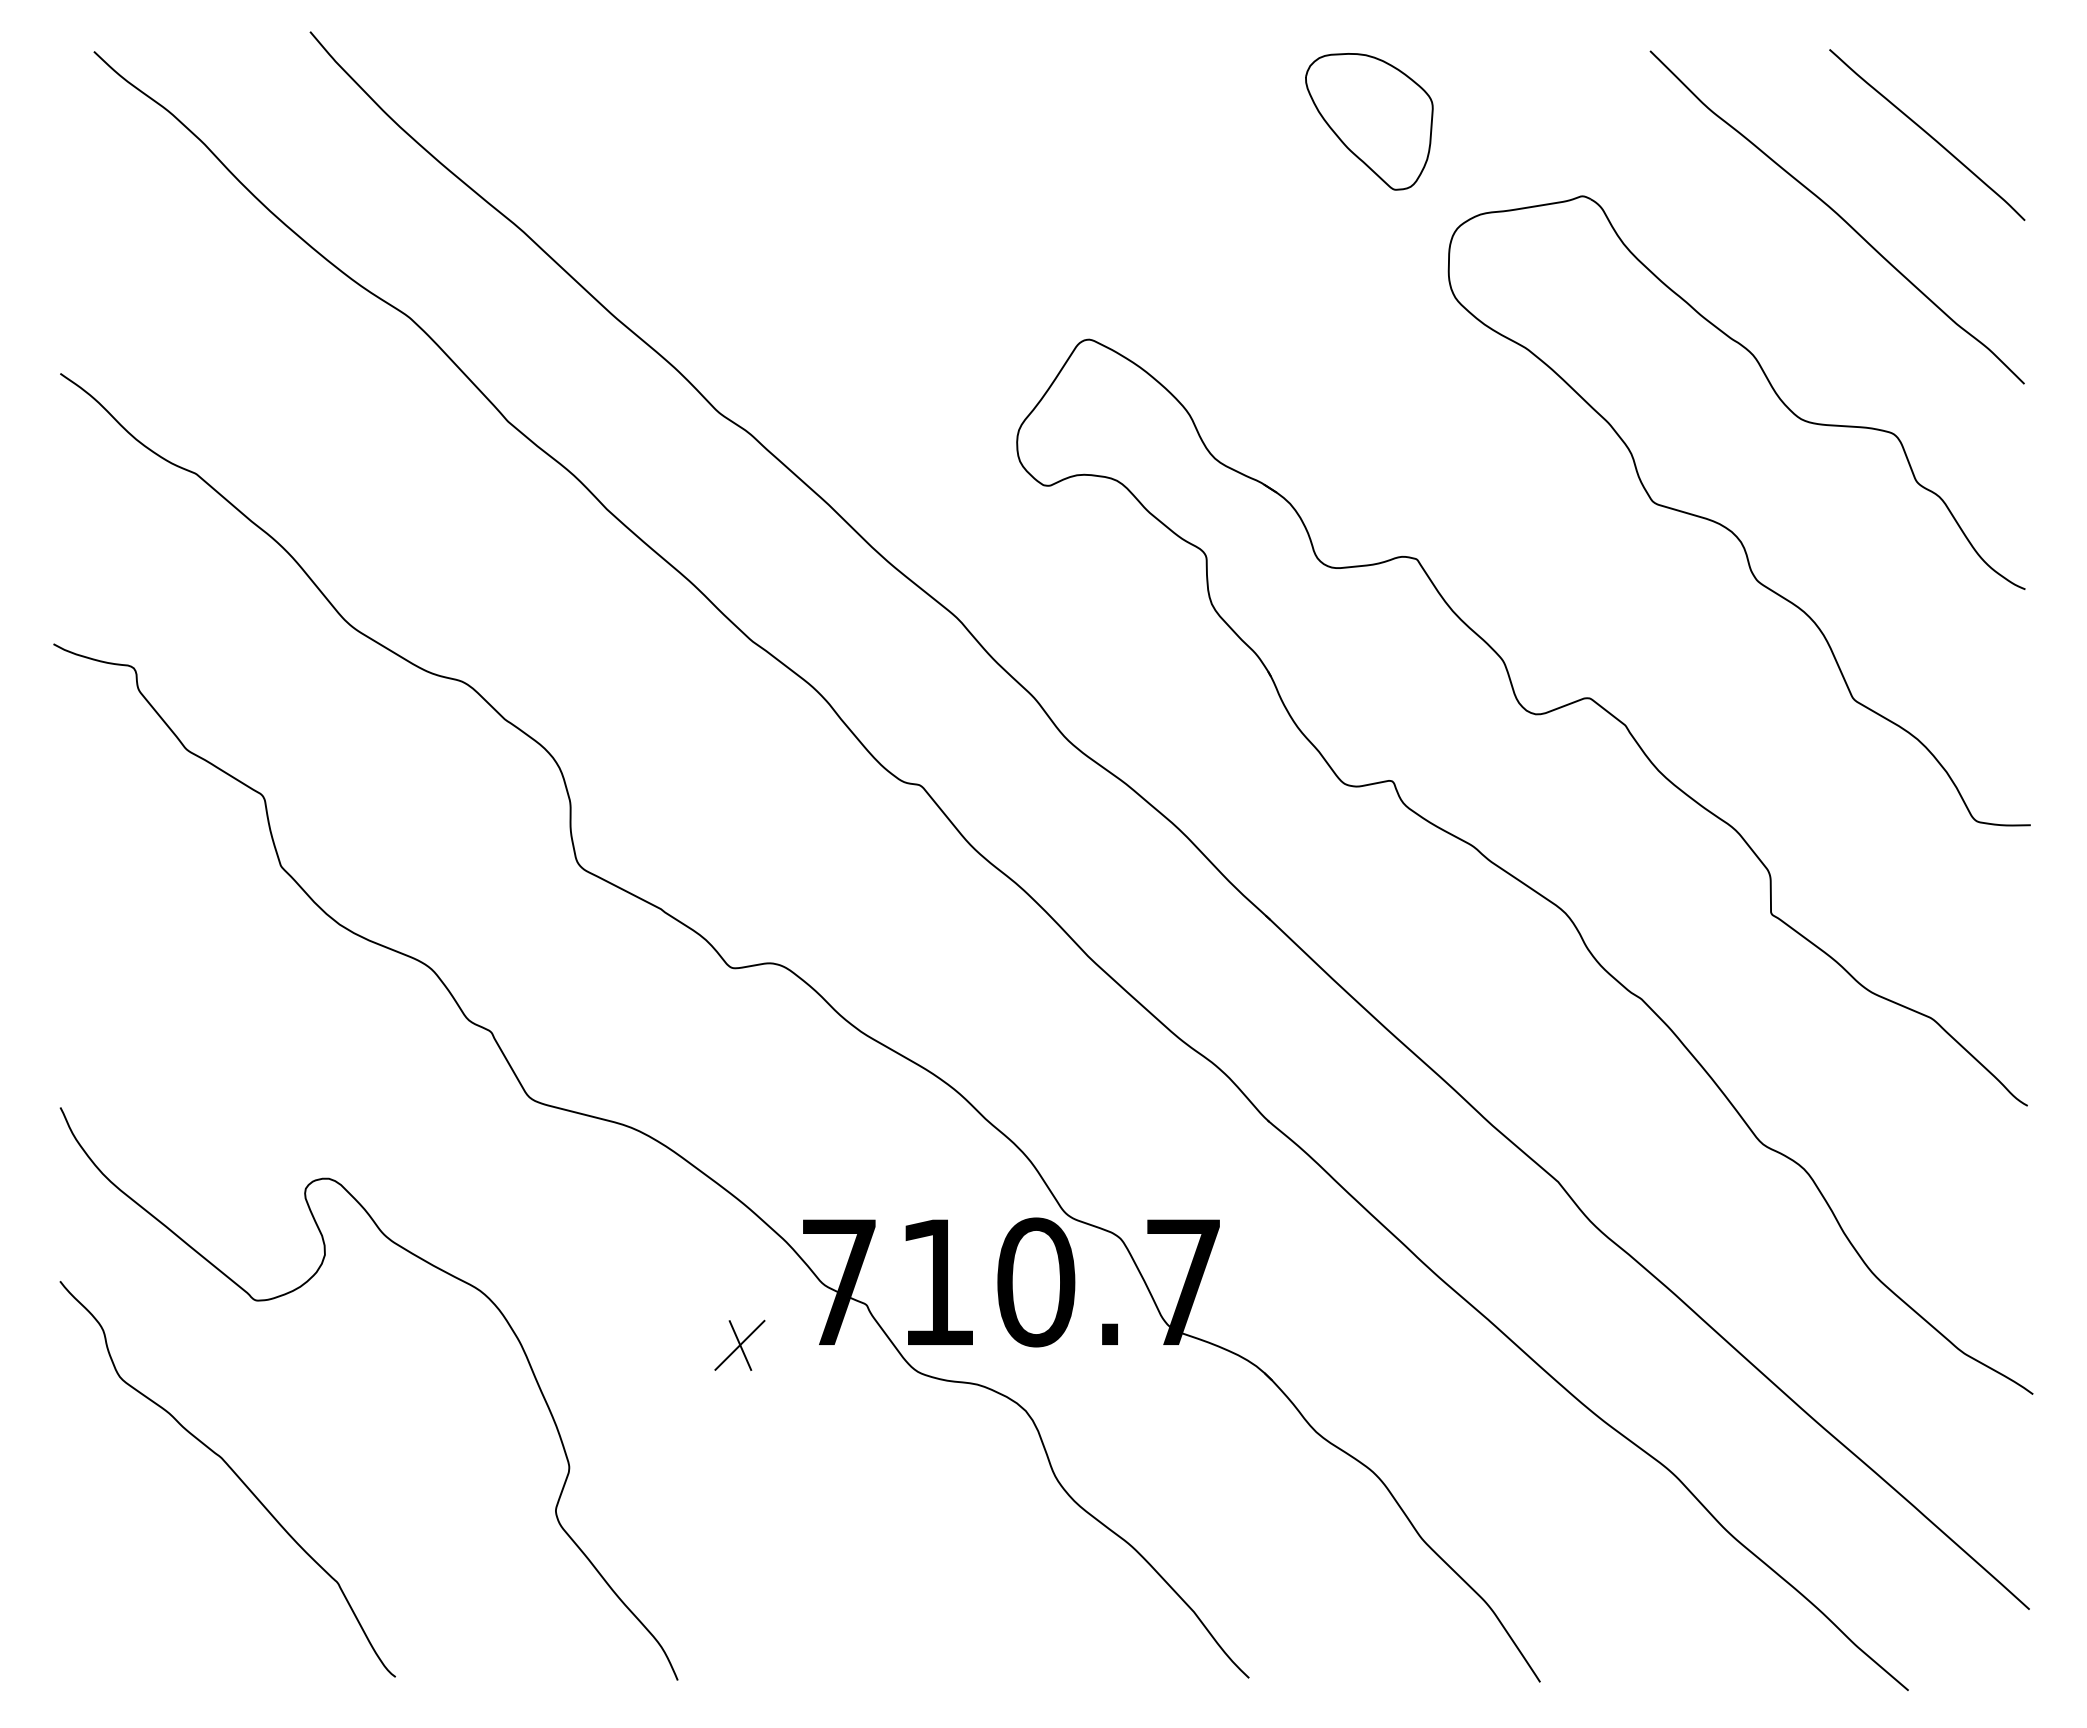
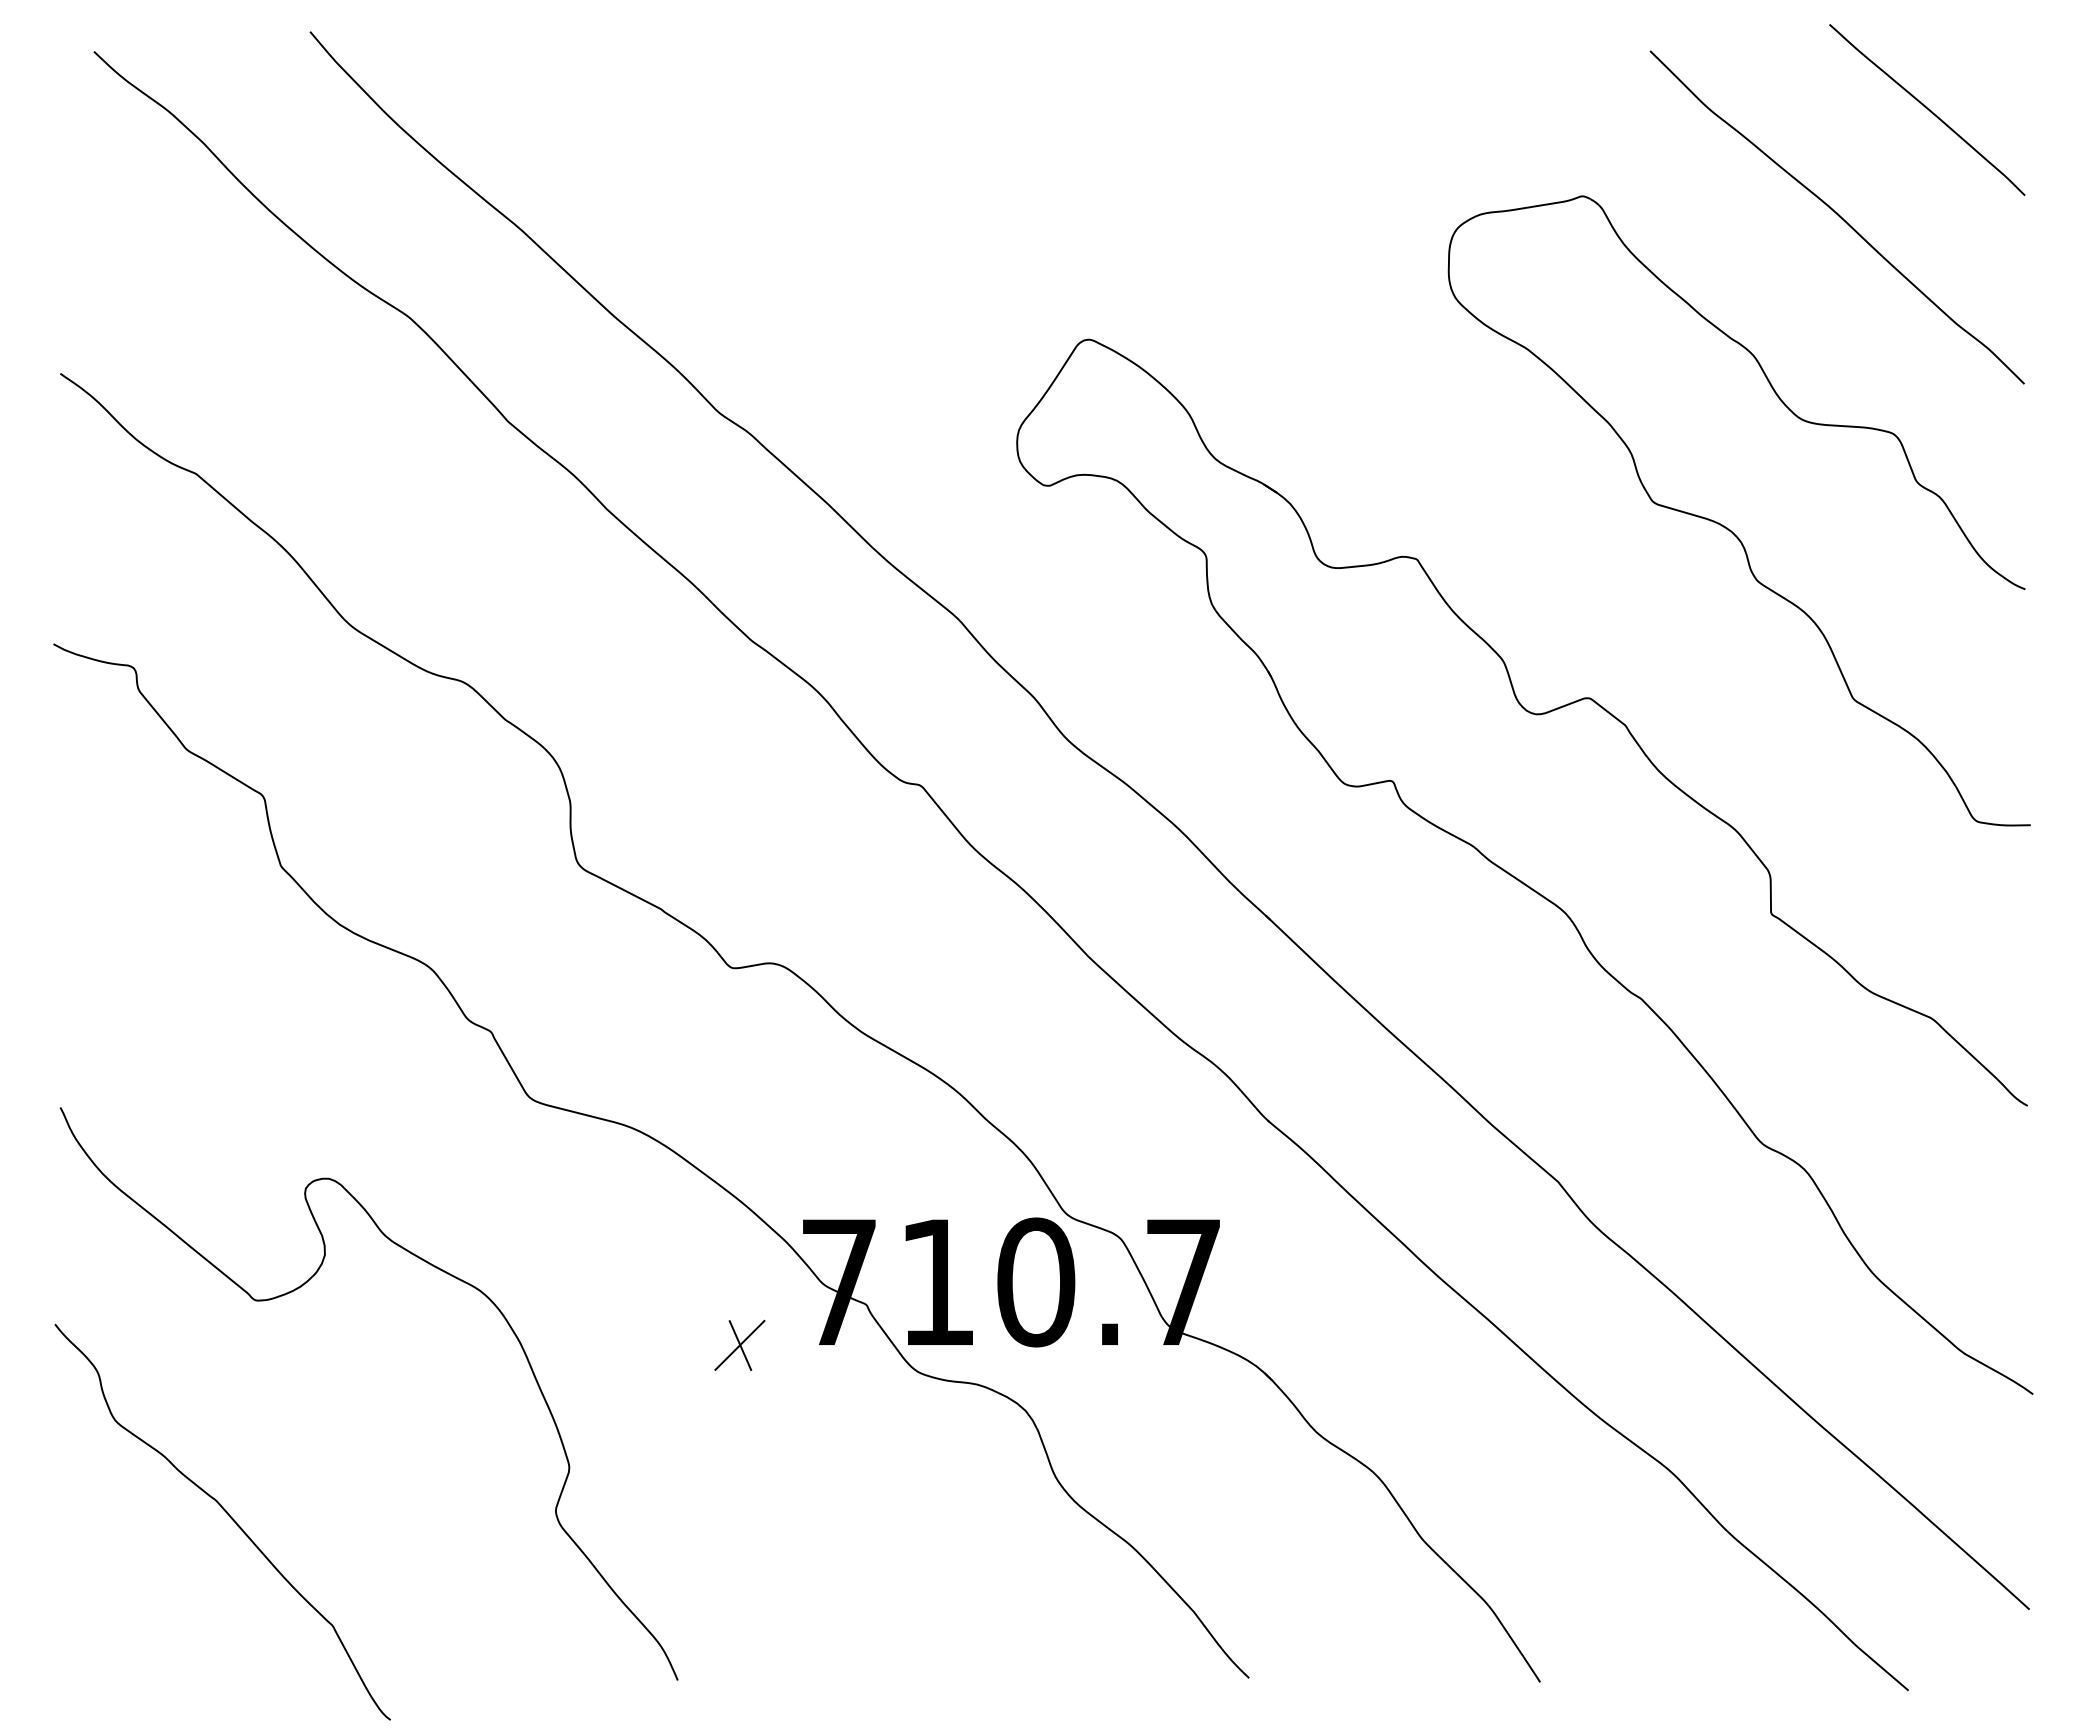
part: present -> none (1369, 121)
curve position: (1927, 134) -> (1927, 109) (1927, 109)
curve position: (234, 1474) -> (229, 1517) (229, 1517)
